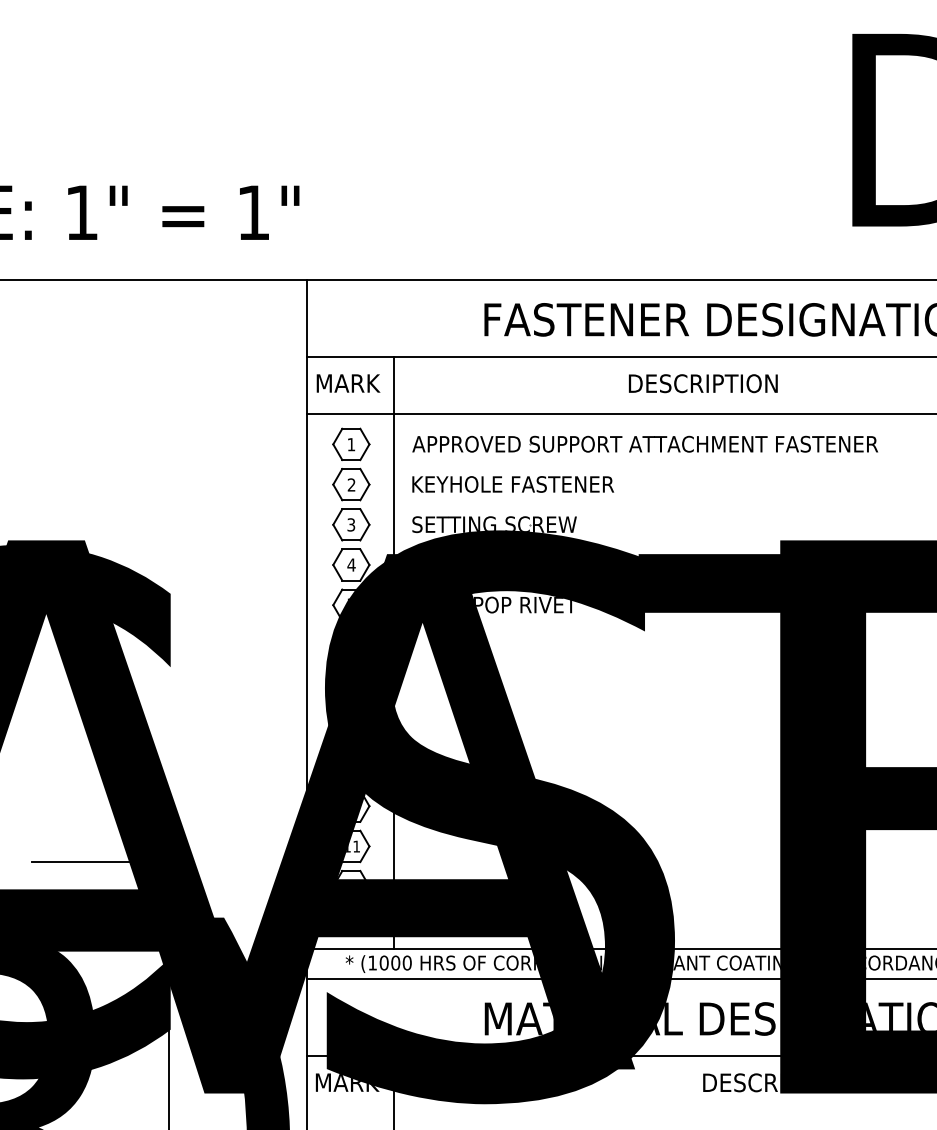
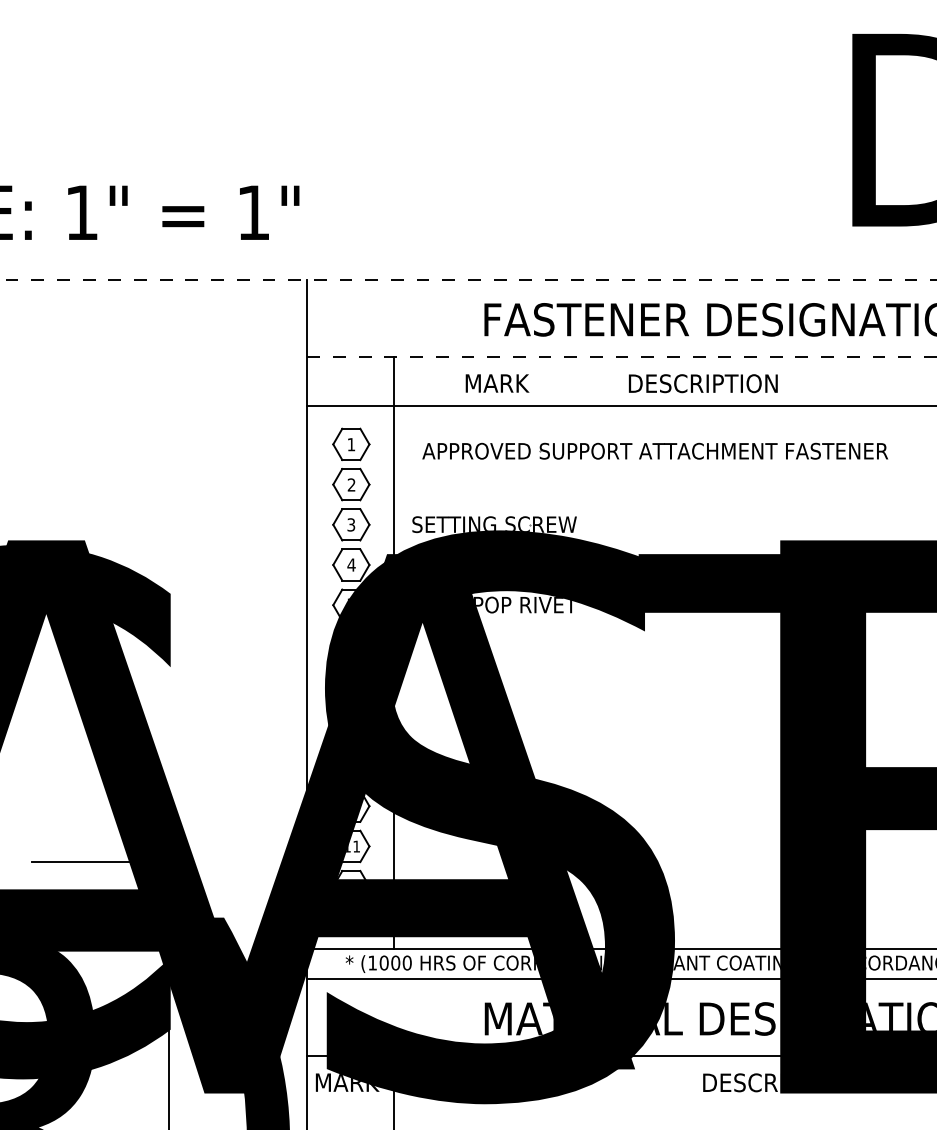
line: solid -> dashed (468, 279)
line: solid -> dashed (622, 356)
text position: (348, 383) -> (497, 383) (497, 383)
line position: (620, 414) -> (620, 406) (620, 406)
part position: (645, 443) -> (655, 450) (655, 450)
part: present -> none (513, 484)
